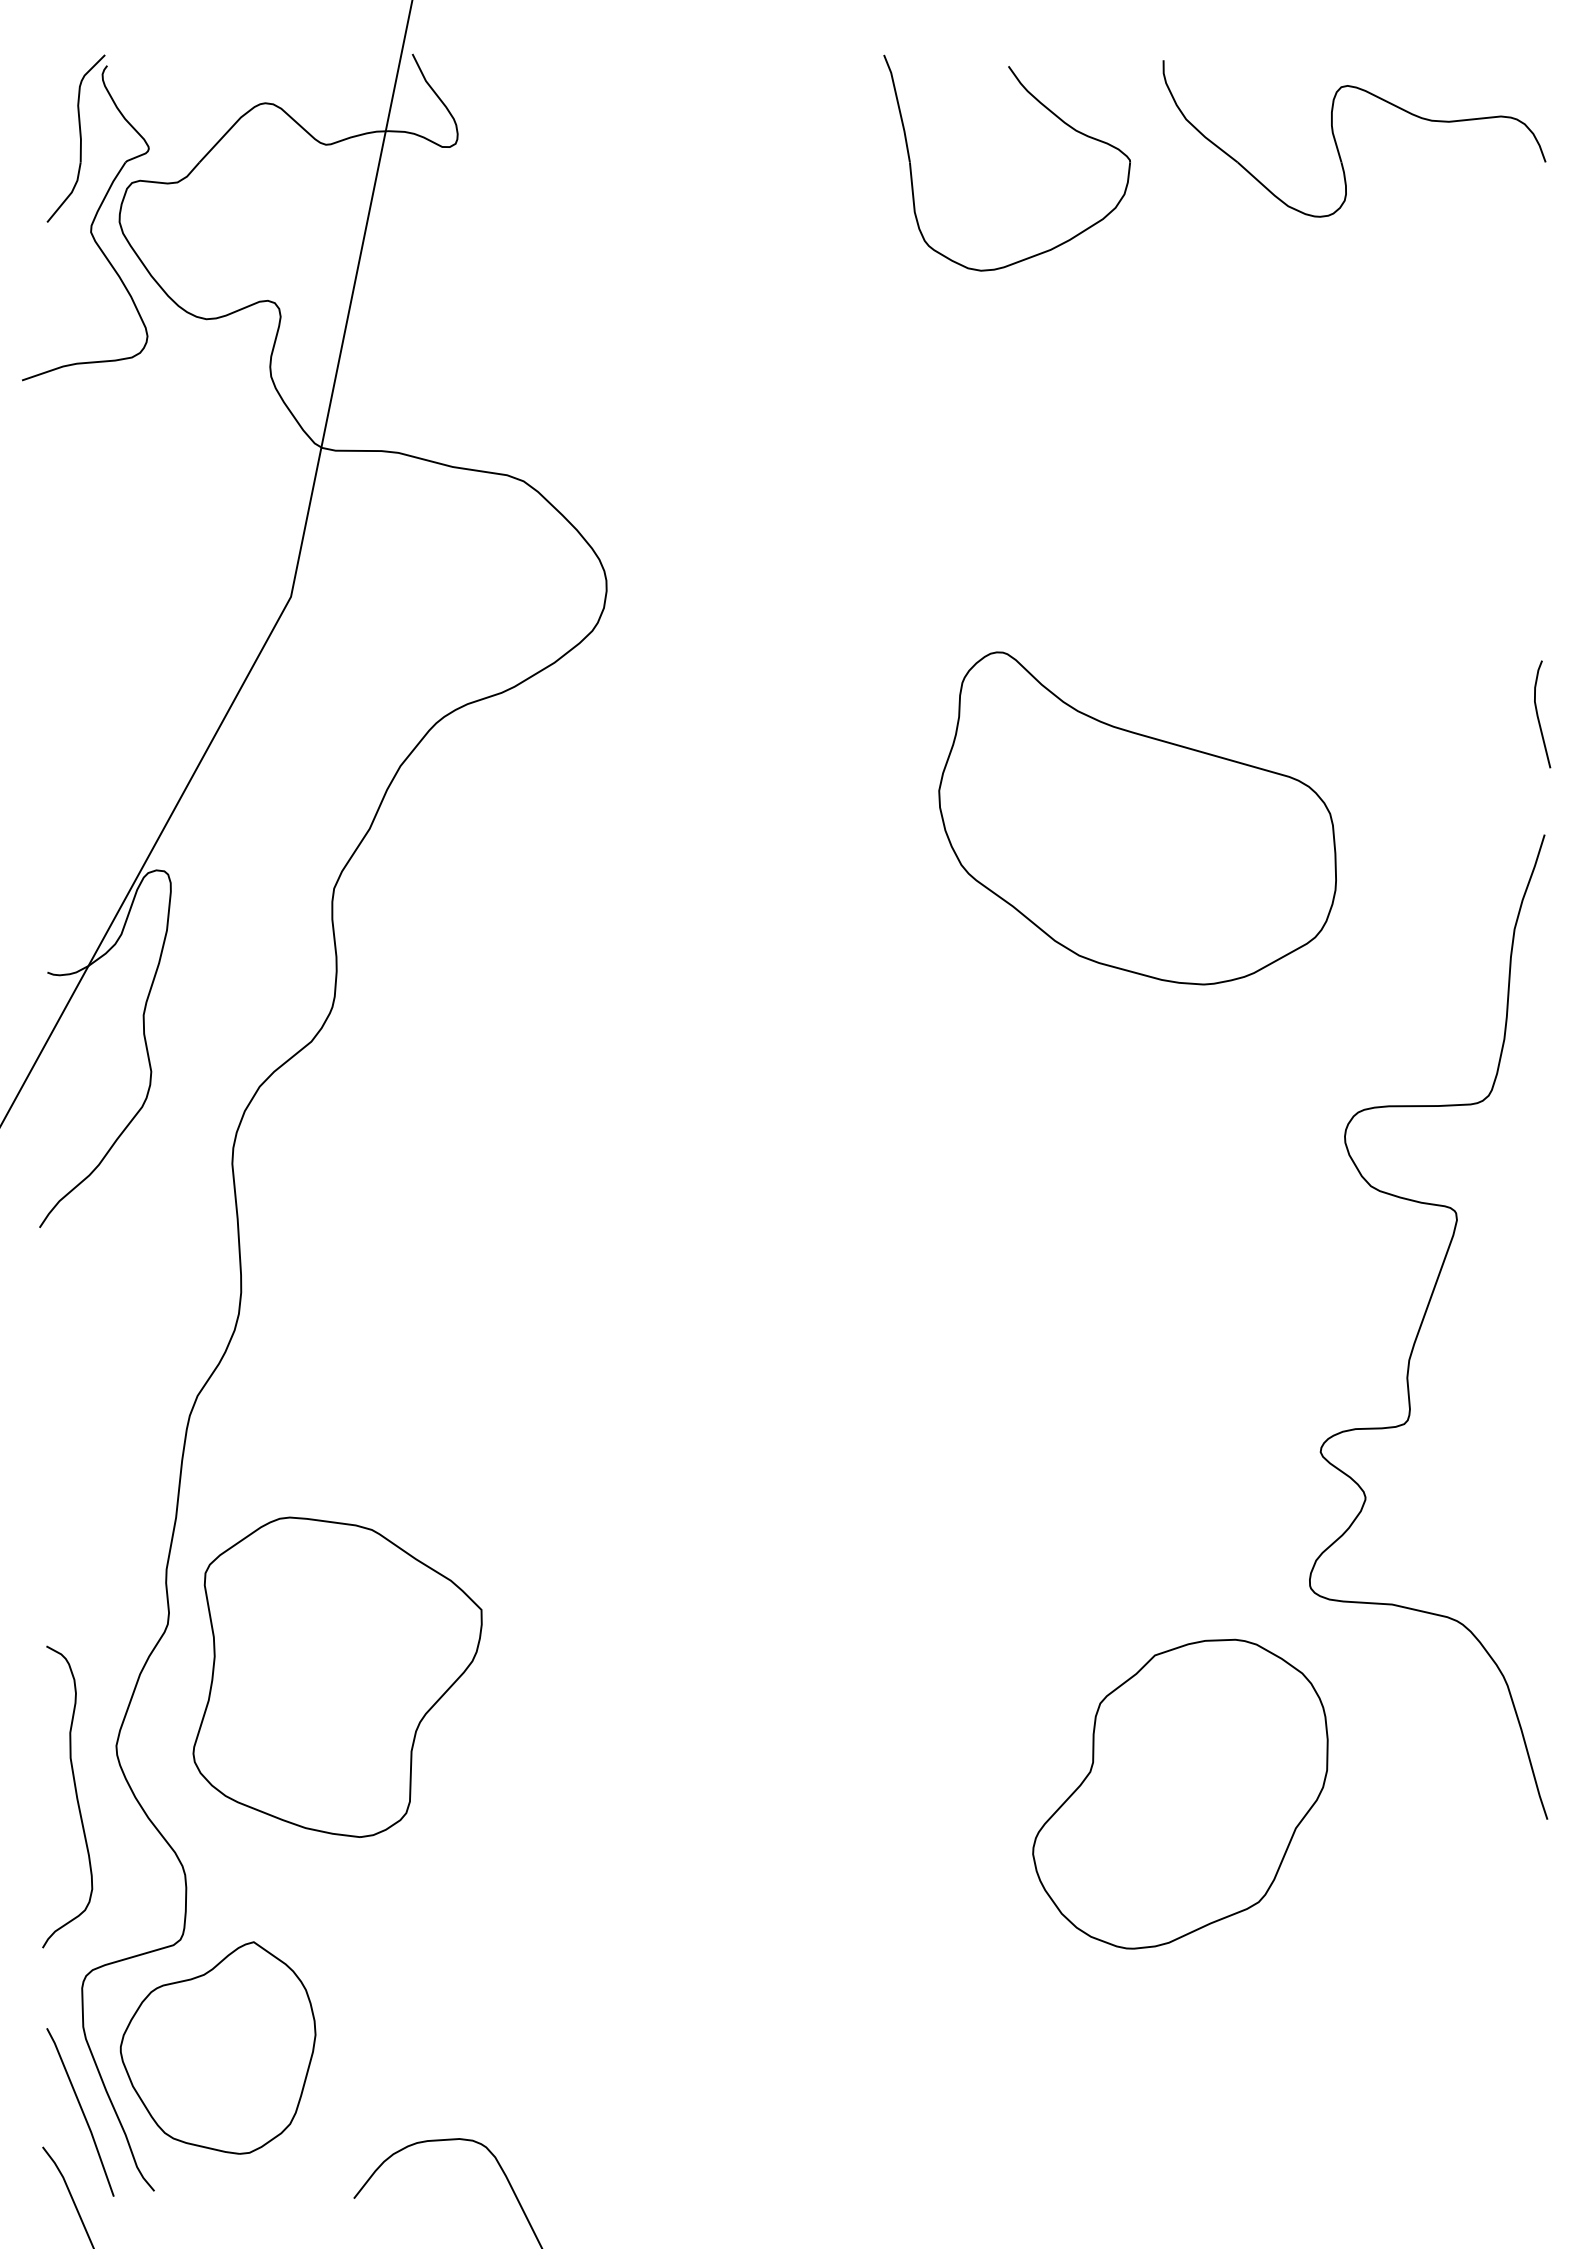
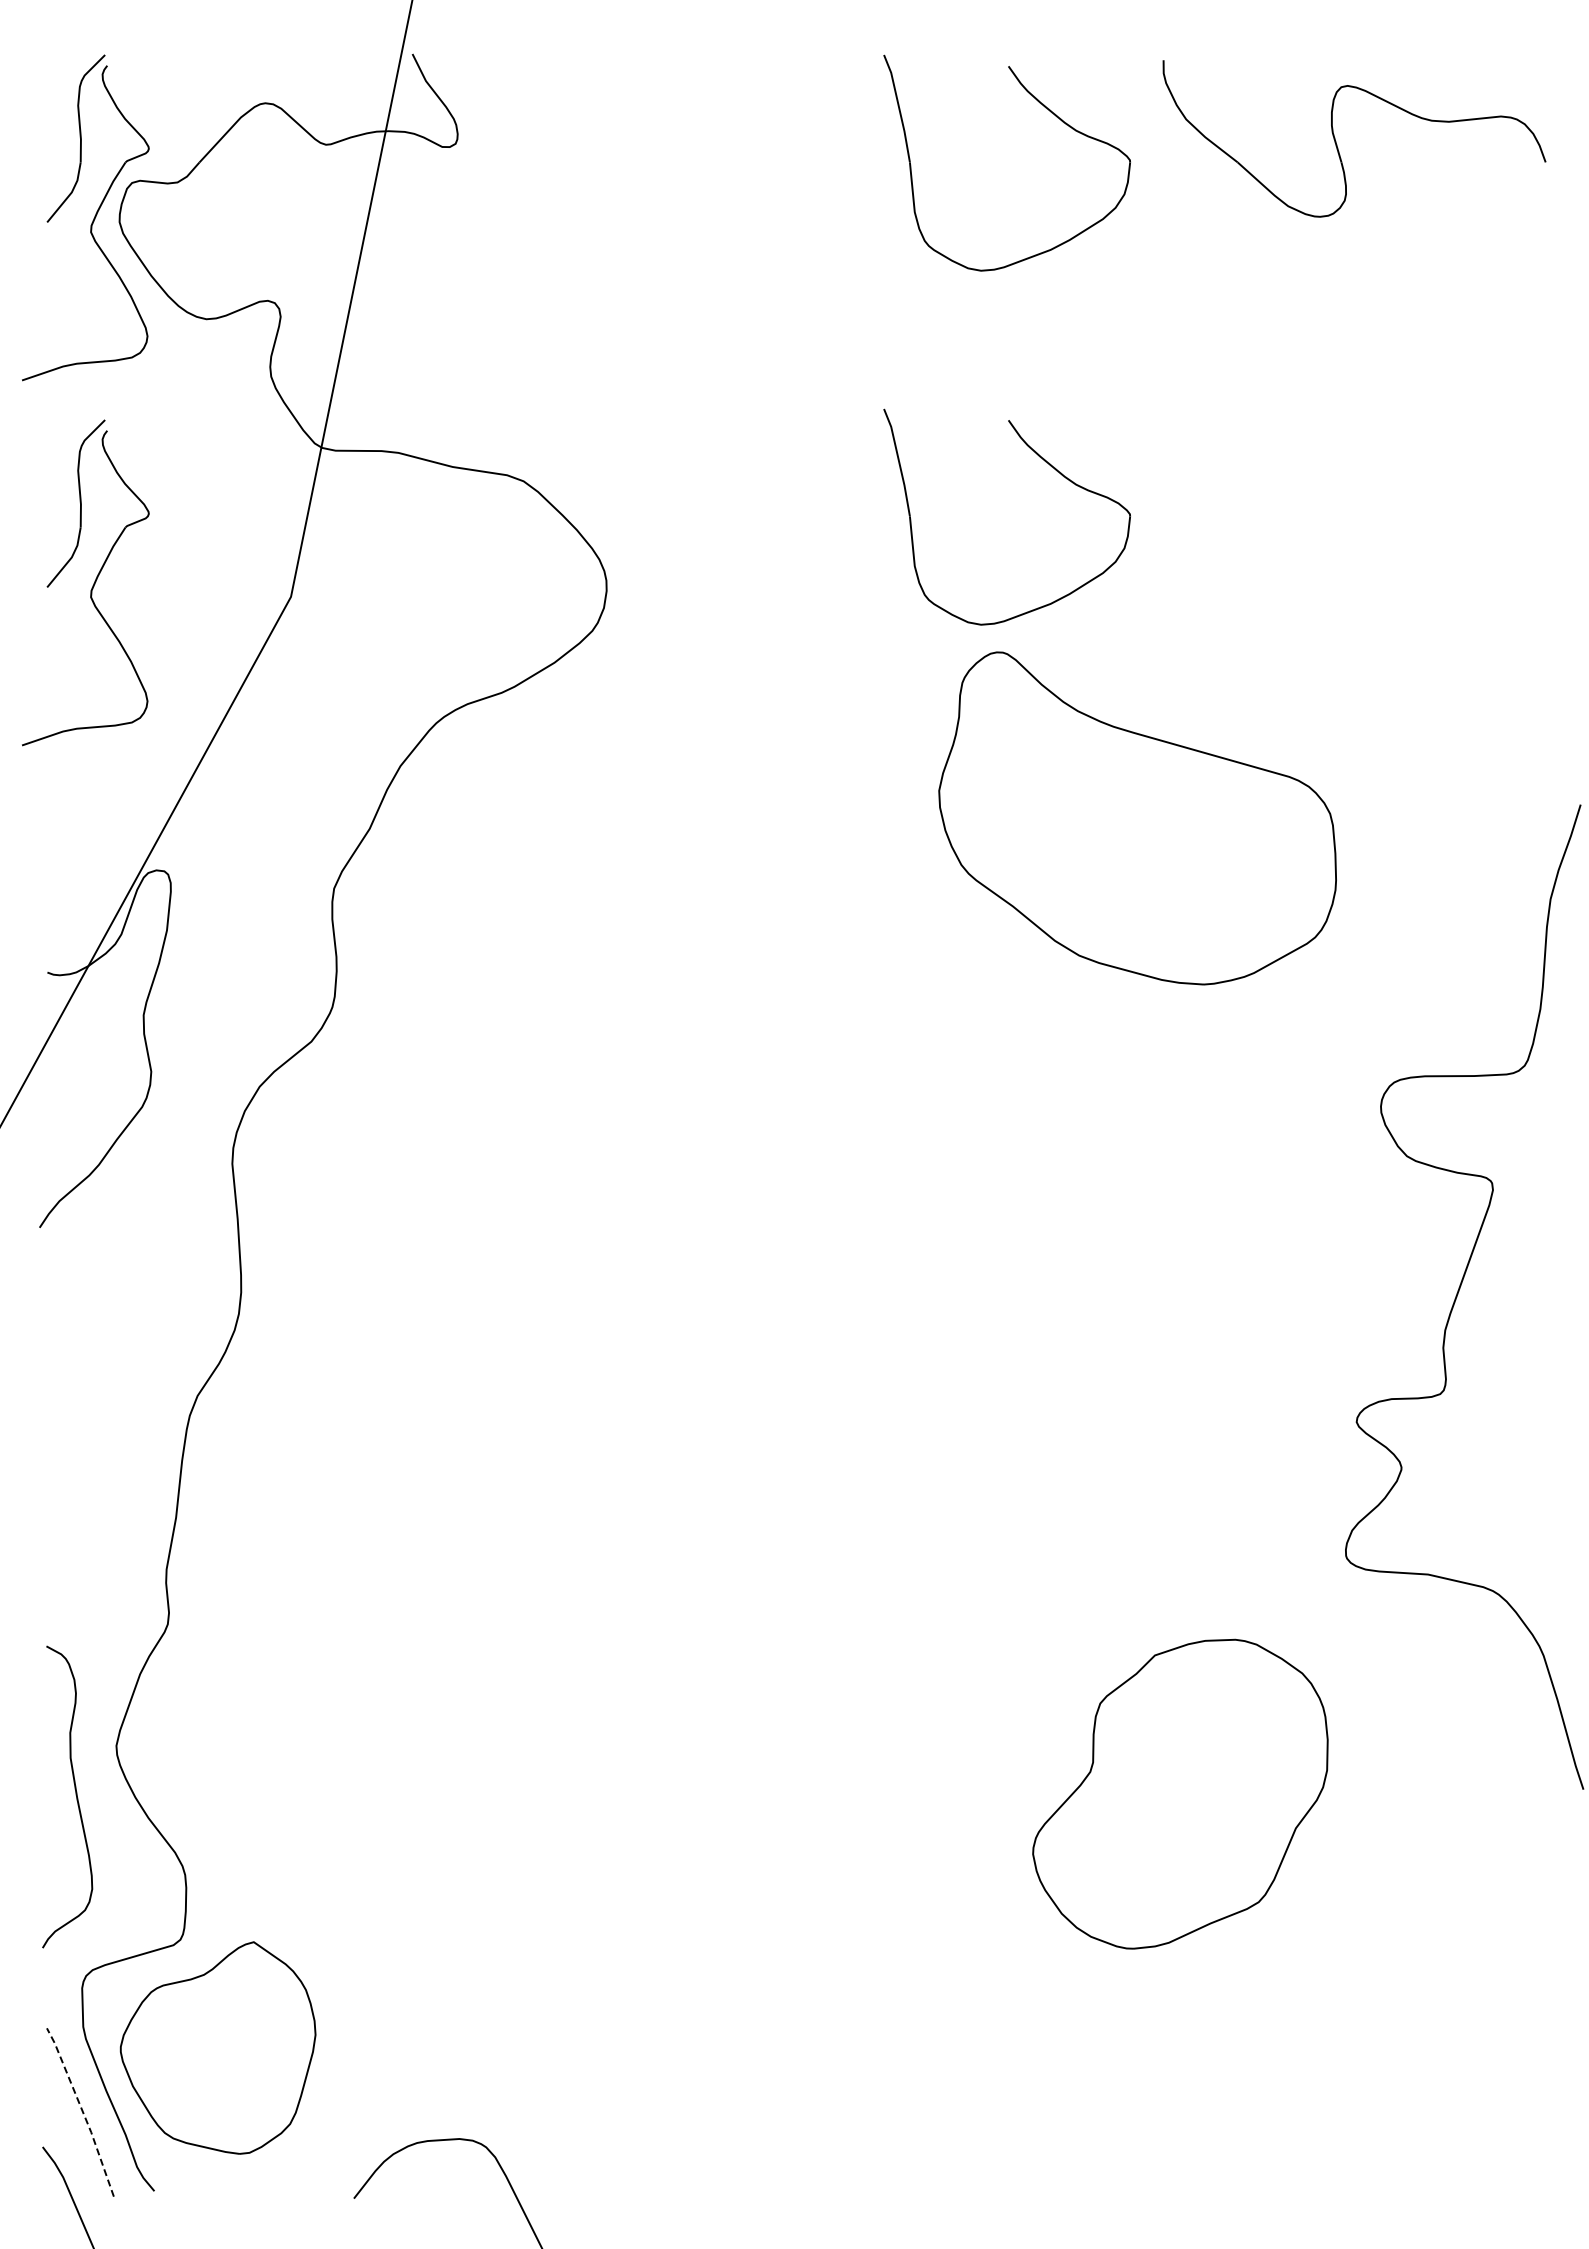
part: none -> present (1051, 467)
part: none -> present (92, 585)
curve: present -> none (1538, 714)
curve position: (1422, 1324) -> (1458, 1294) (1458, 1294)
part: present -> none (337, 1676)
line: solid -> dashed (82, 2111)
